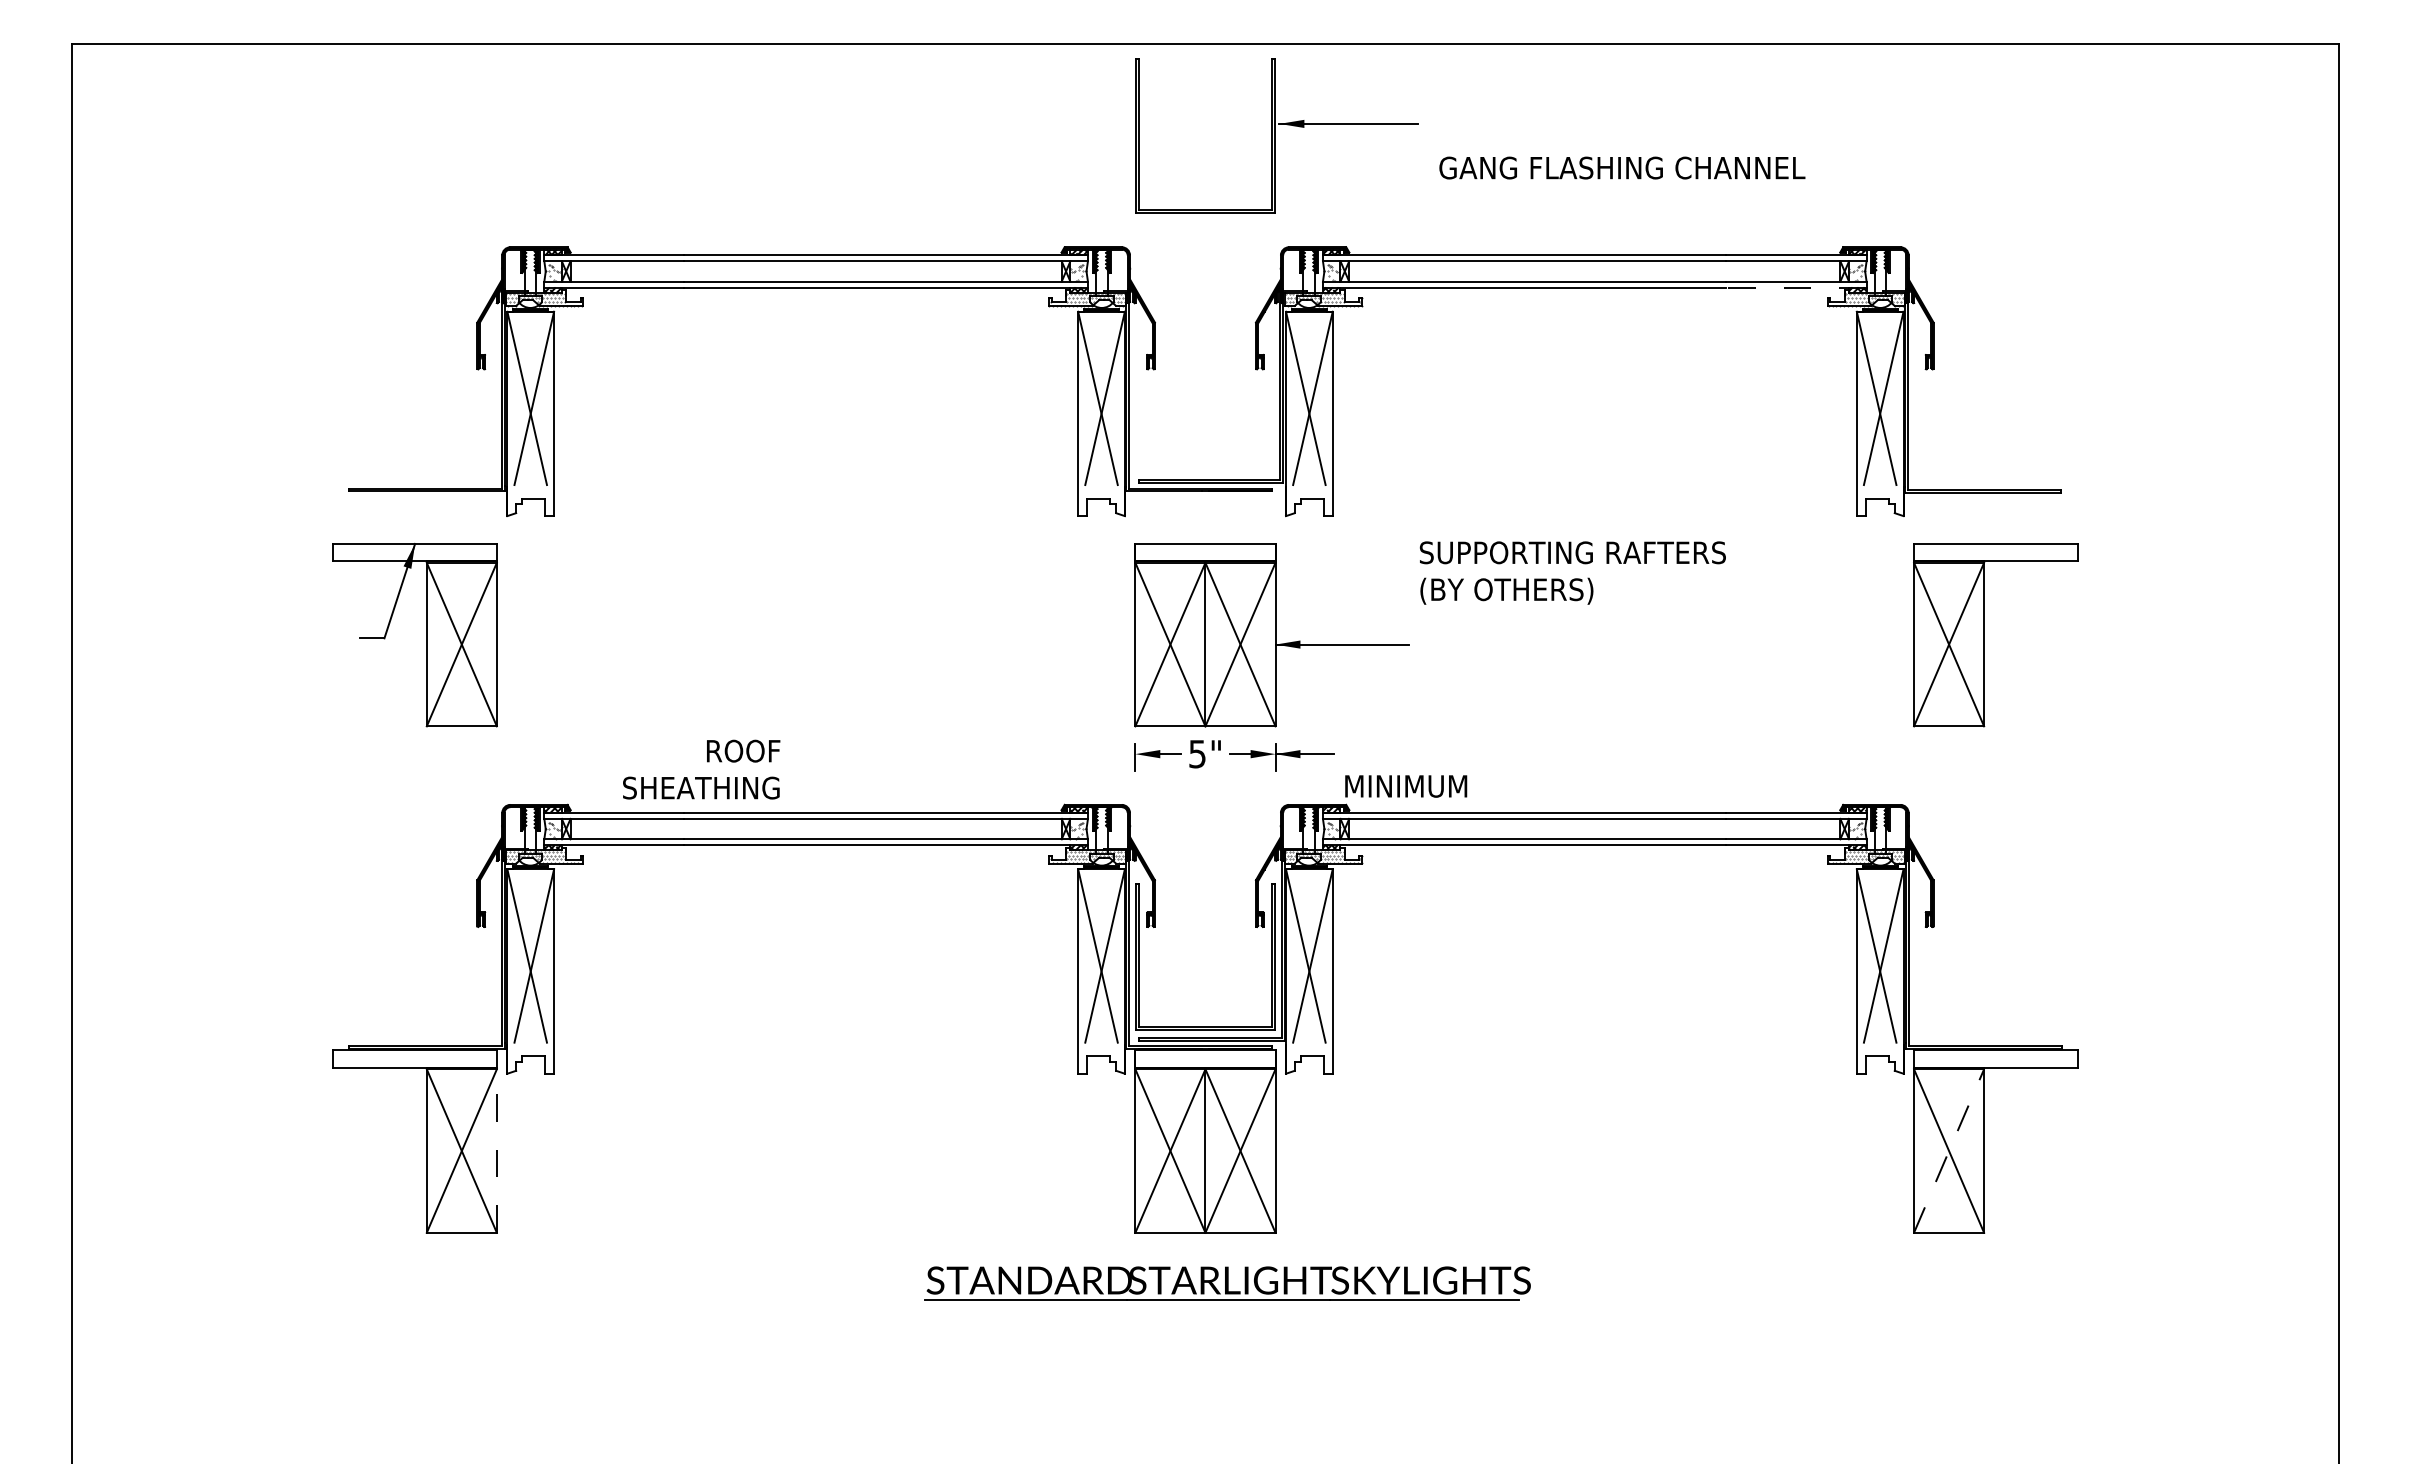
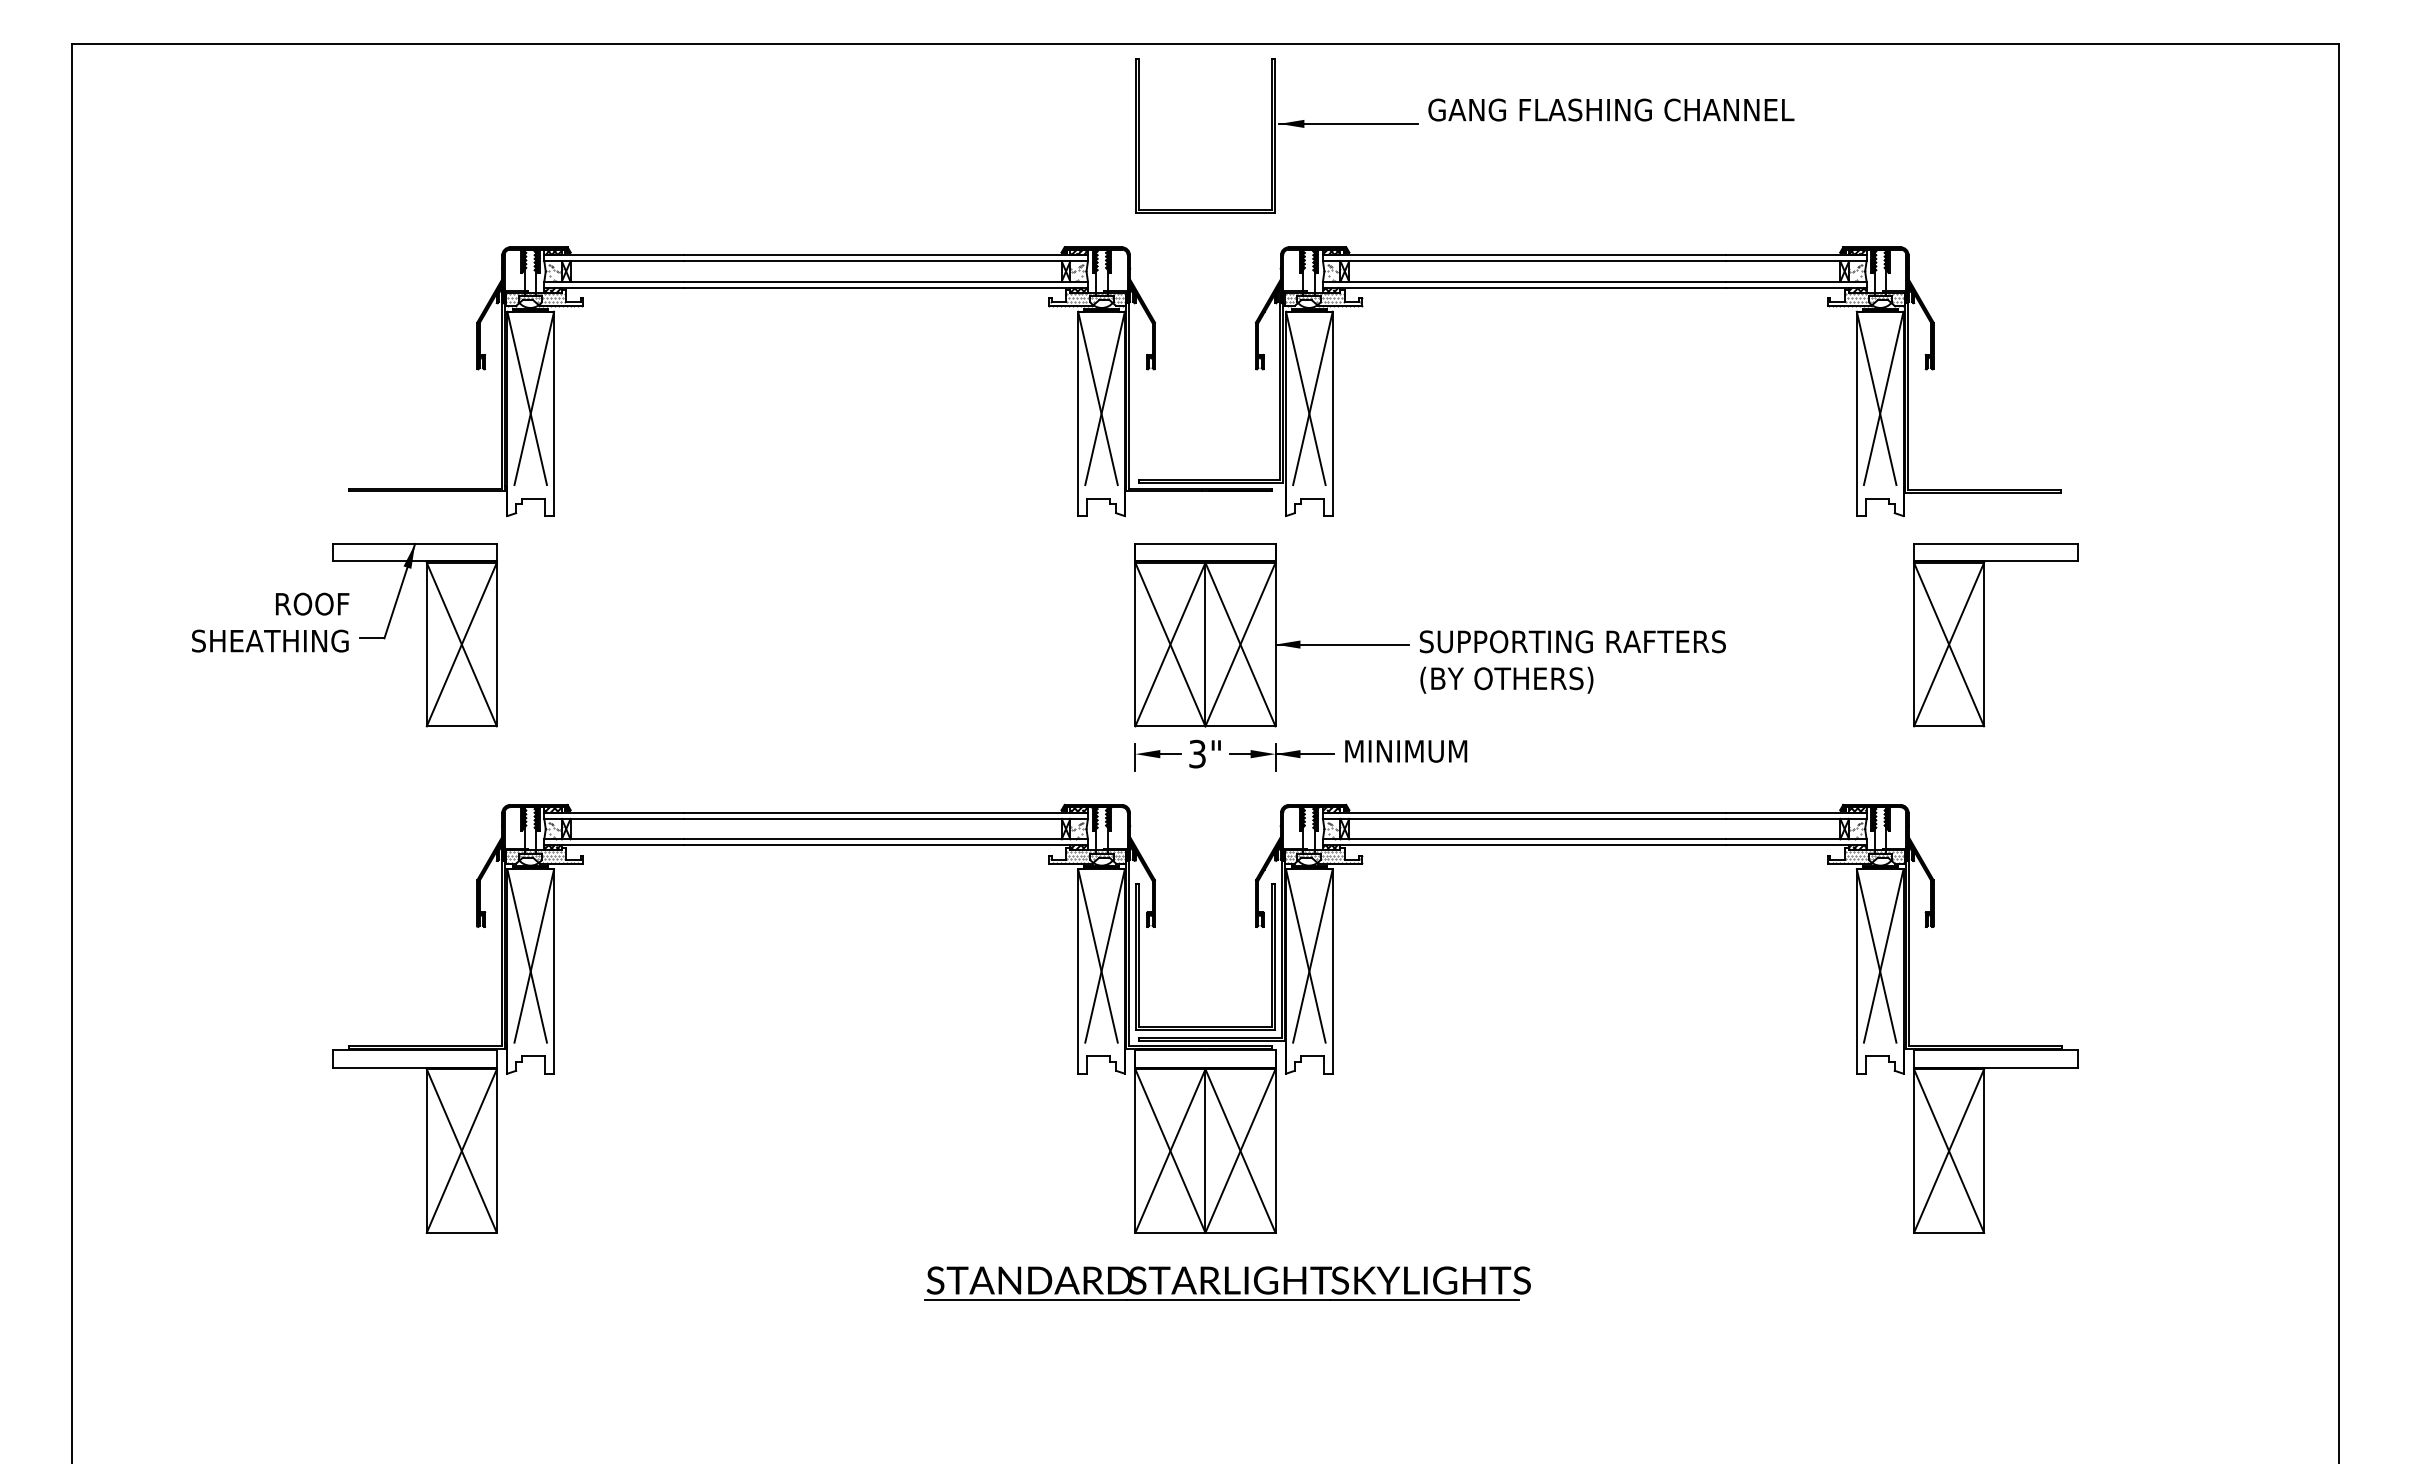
text position: (1622, 167) -> (1611, 109) (1611, 109)
line: dashed -> solid (1796, 287)
text position: (1572, 572) -> (1572, 661) (1572, 661)
text: 5" -> 3" (1197, 753)
text position: (701, 769) -> (270, 622) (270, 622)
text position: (1406, 786) -> (1406, 751) (1406, 751)
line: dashed -> solid (496, 1151)
line: dashed -> solid (1949, 1151)
